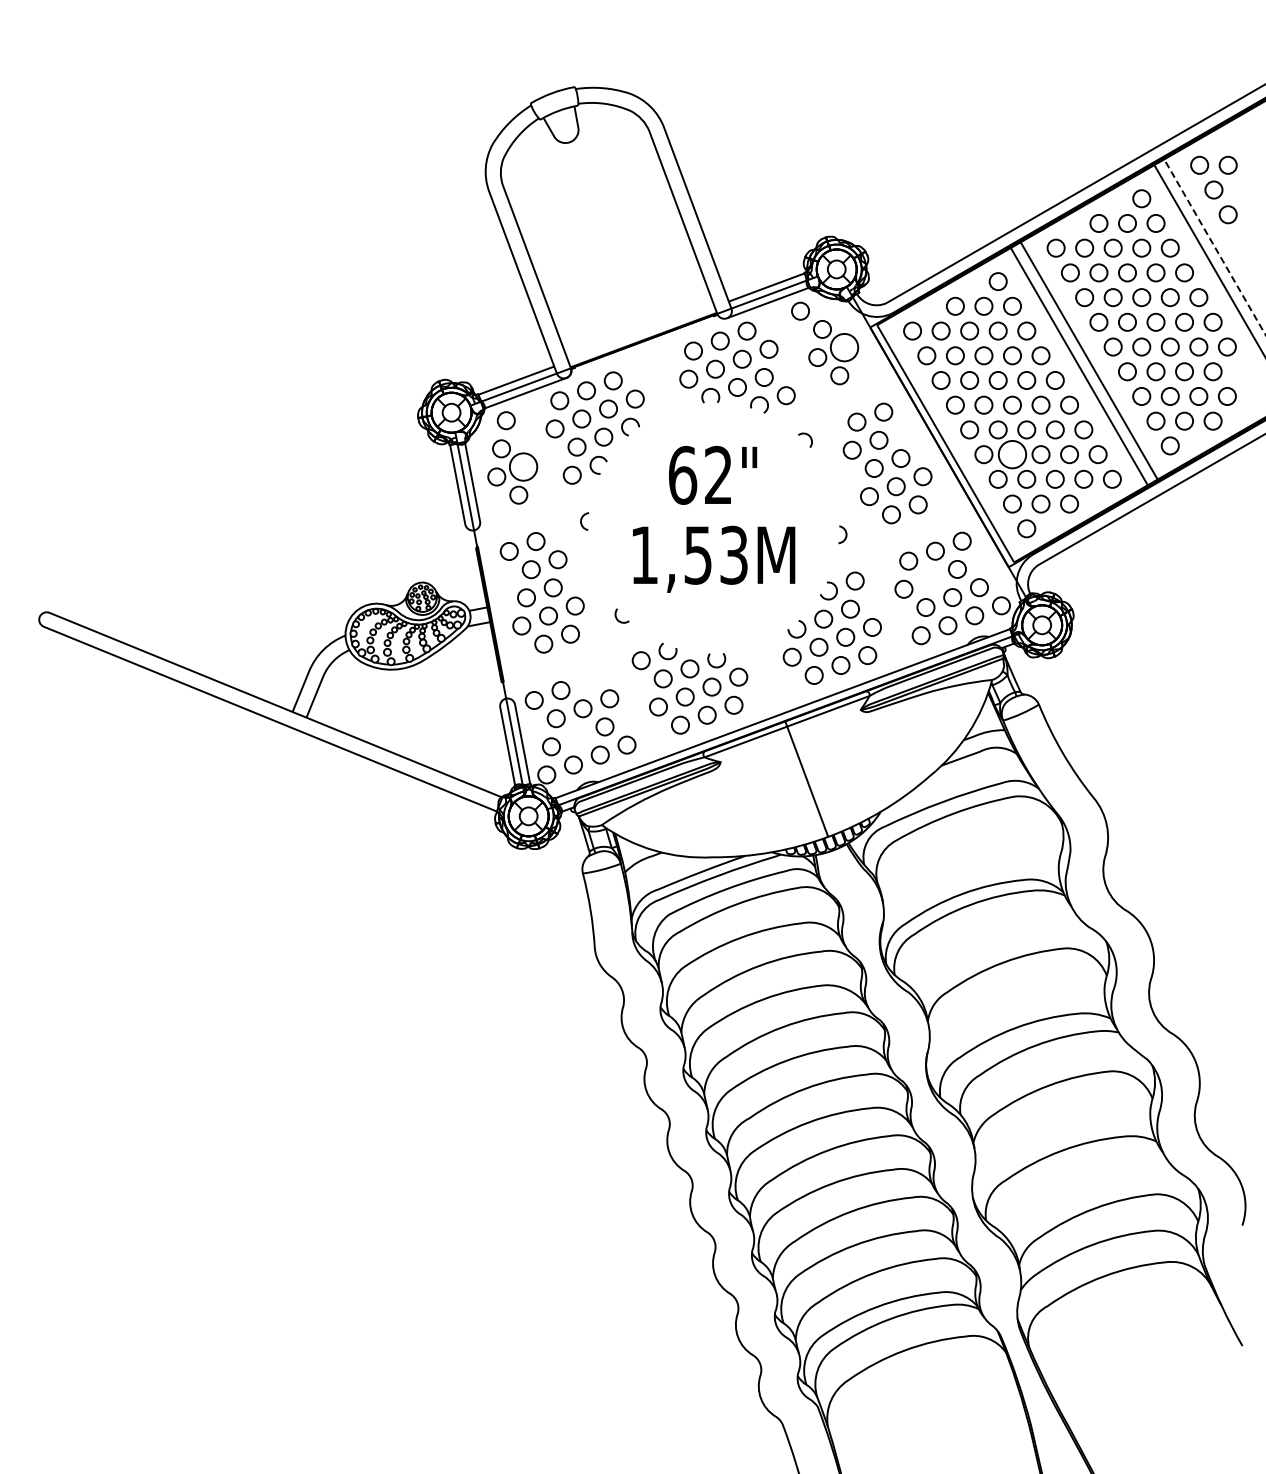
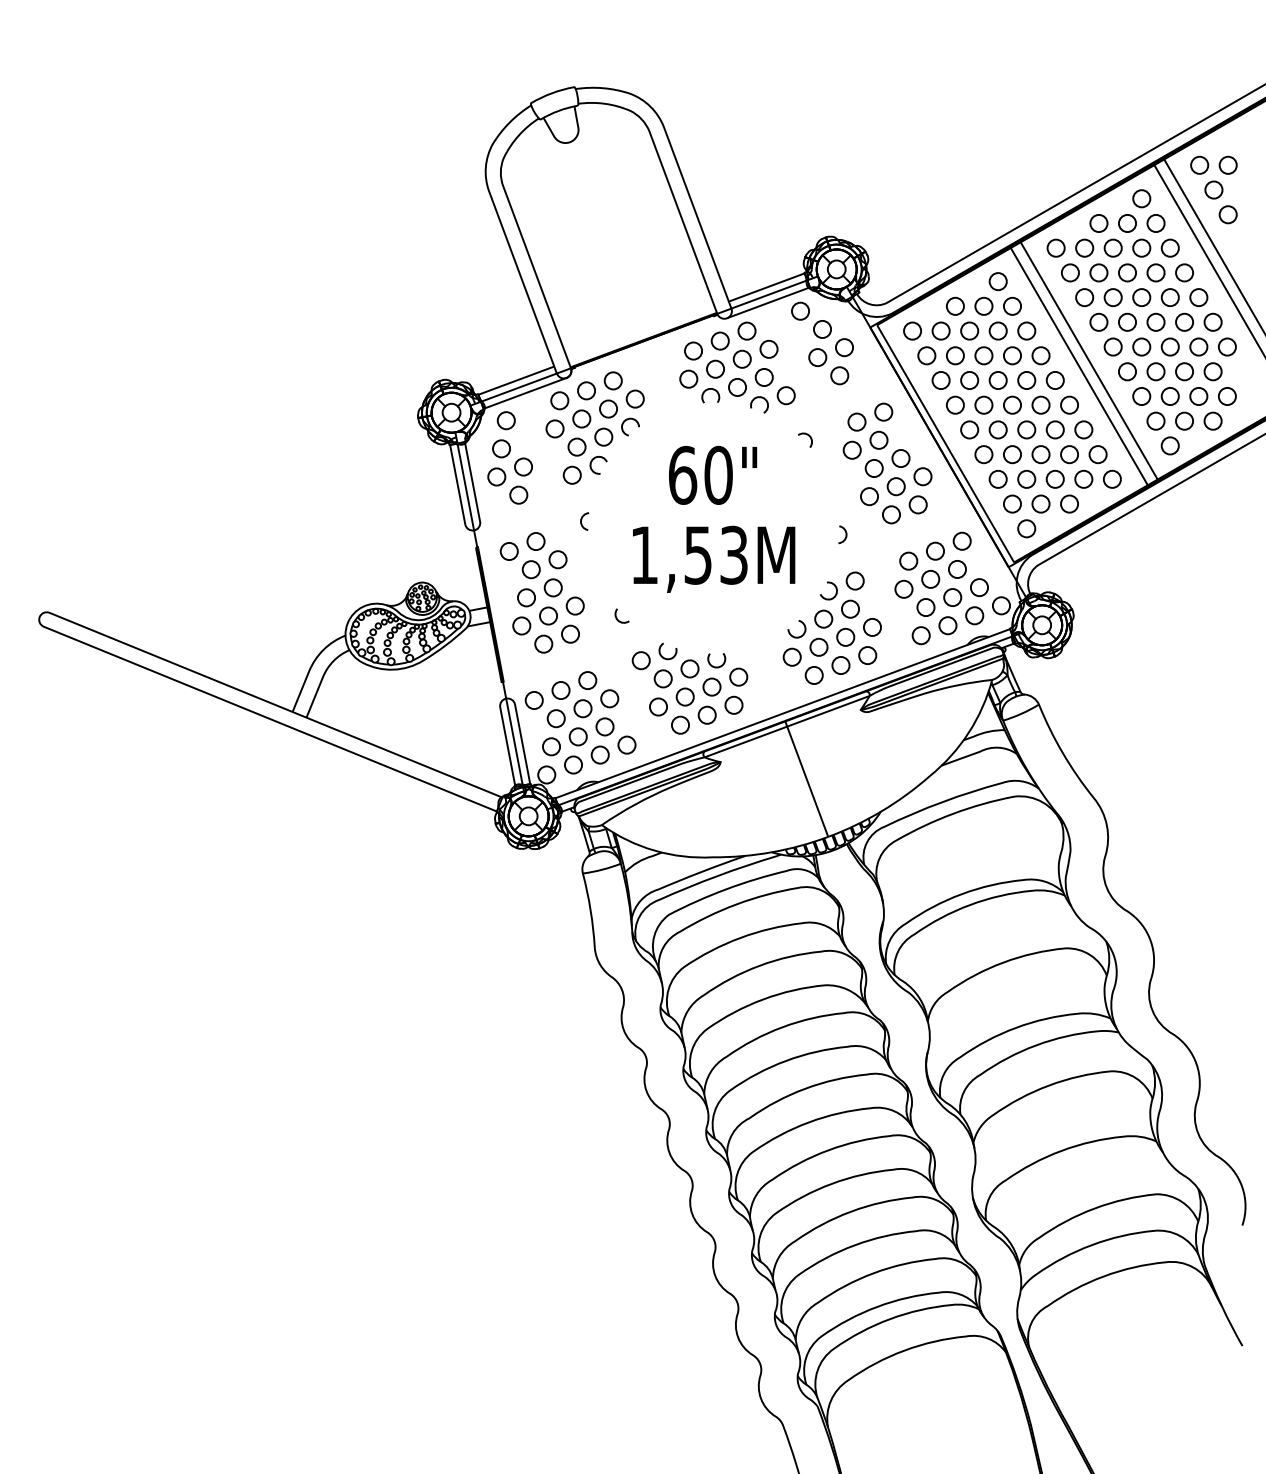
line: dashed -> solid (1214, 246)
circle diameter: 27 px -> 17 px (844, 347)
circle diameter: 27 px -> 17 px (1012, 454)
circle diameter: 27 px -> 17 px (523, 466)
text: 62" -> 60" (718, 474)
circle: none -> present (930, 578)
circle: none -> present (587, 680)
circle: none -> present (577, 736)
